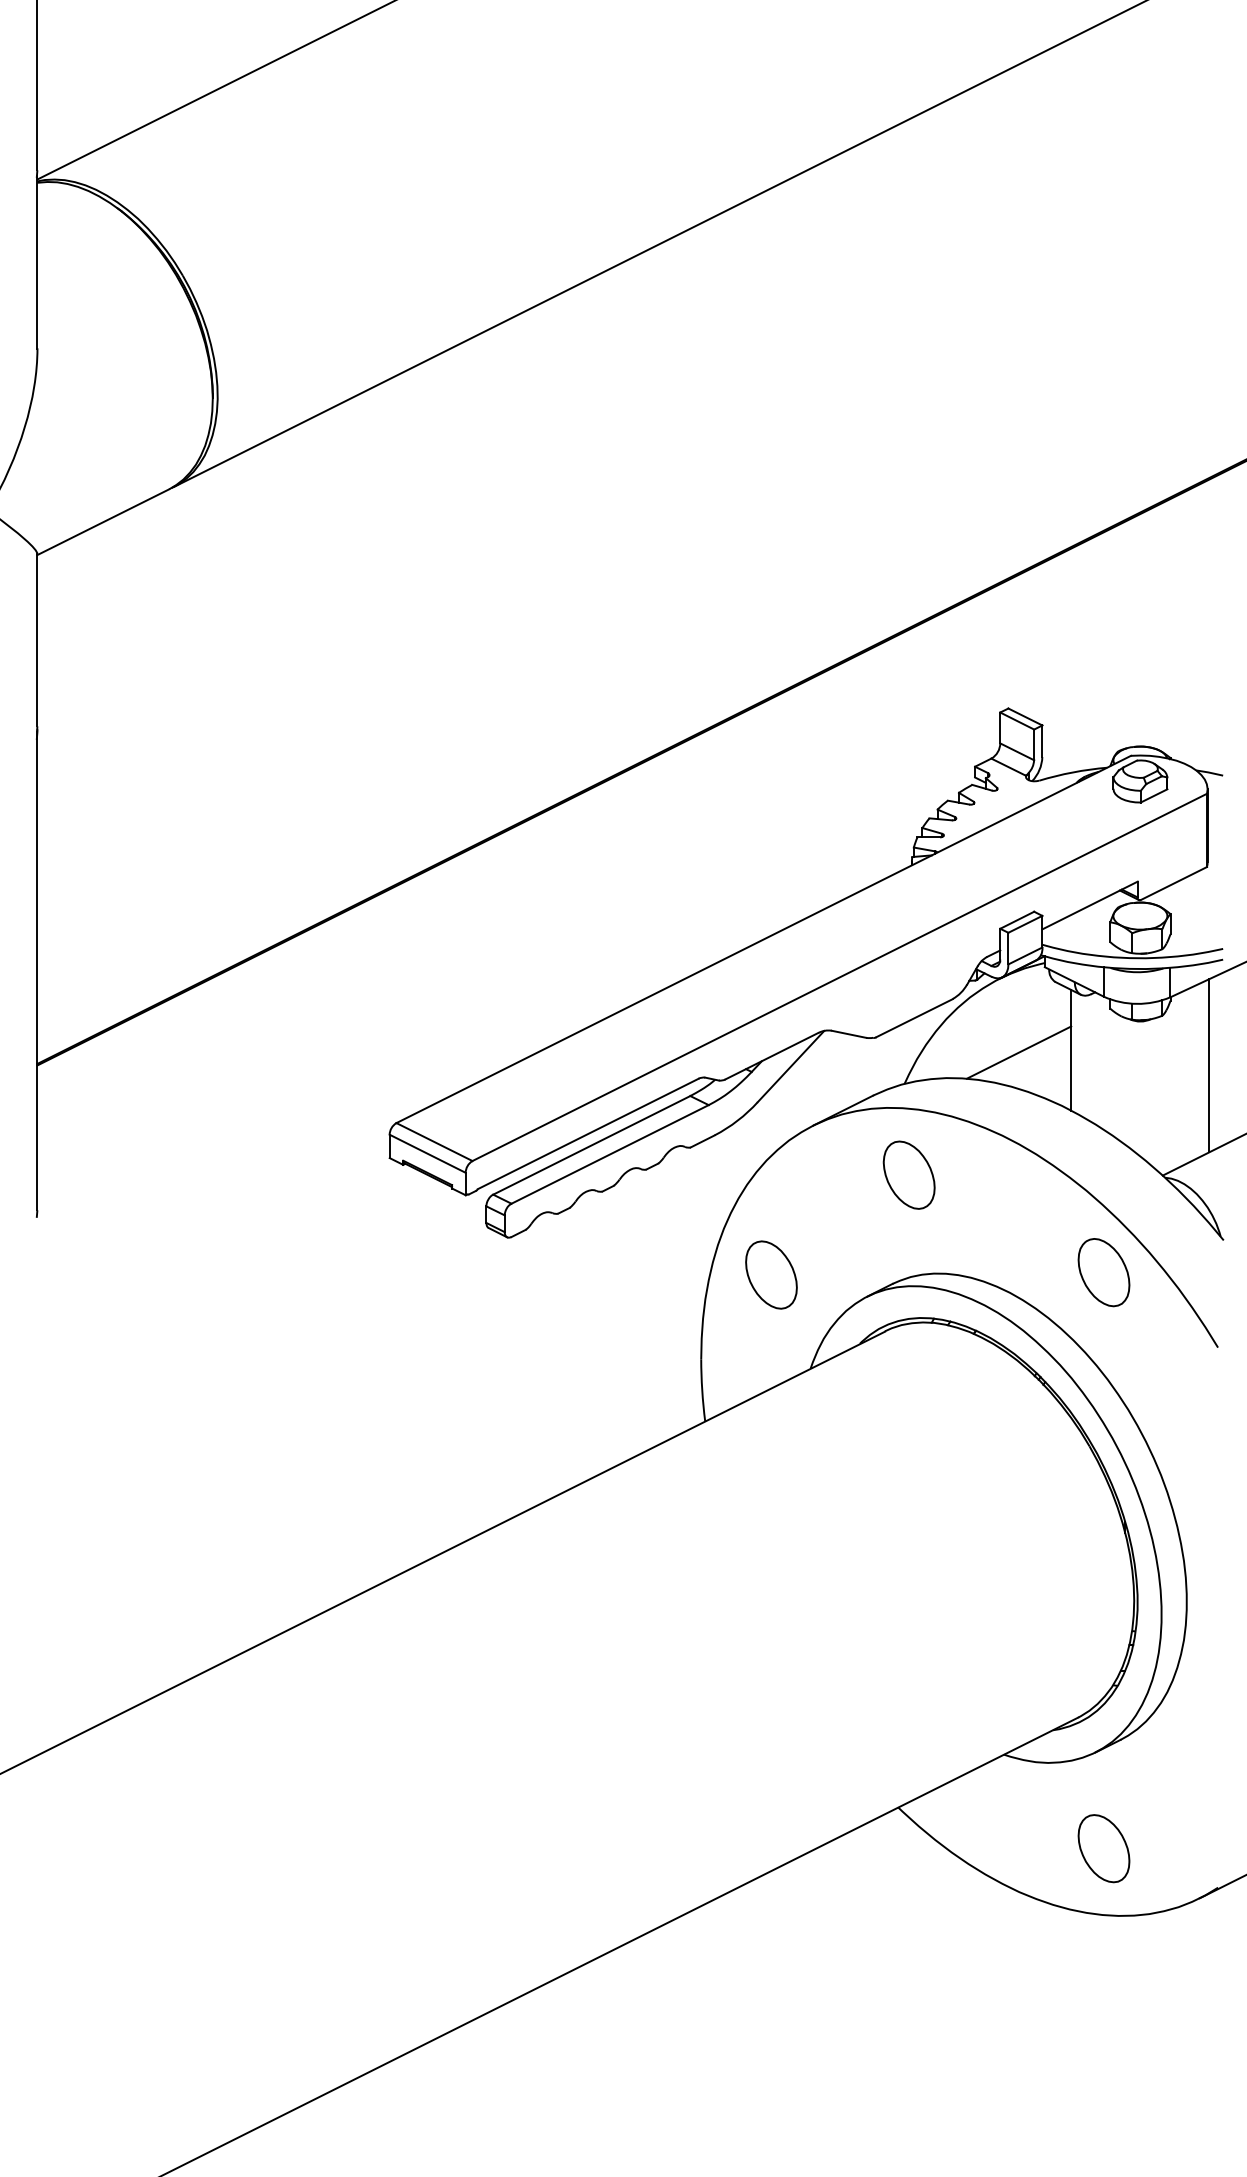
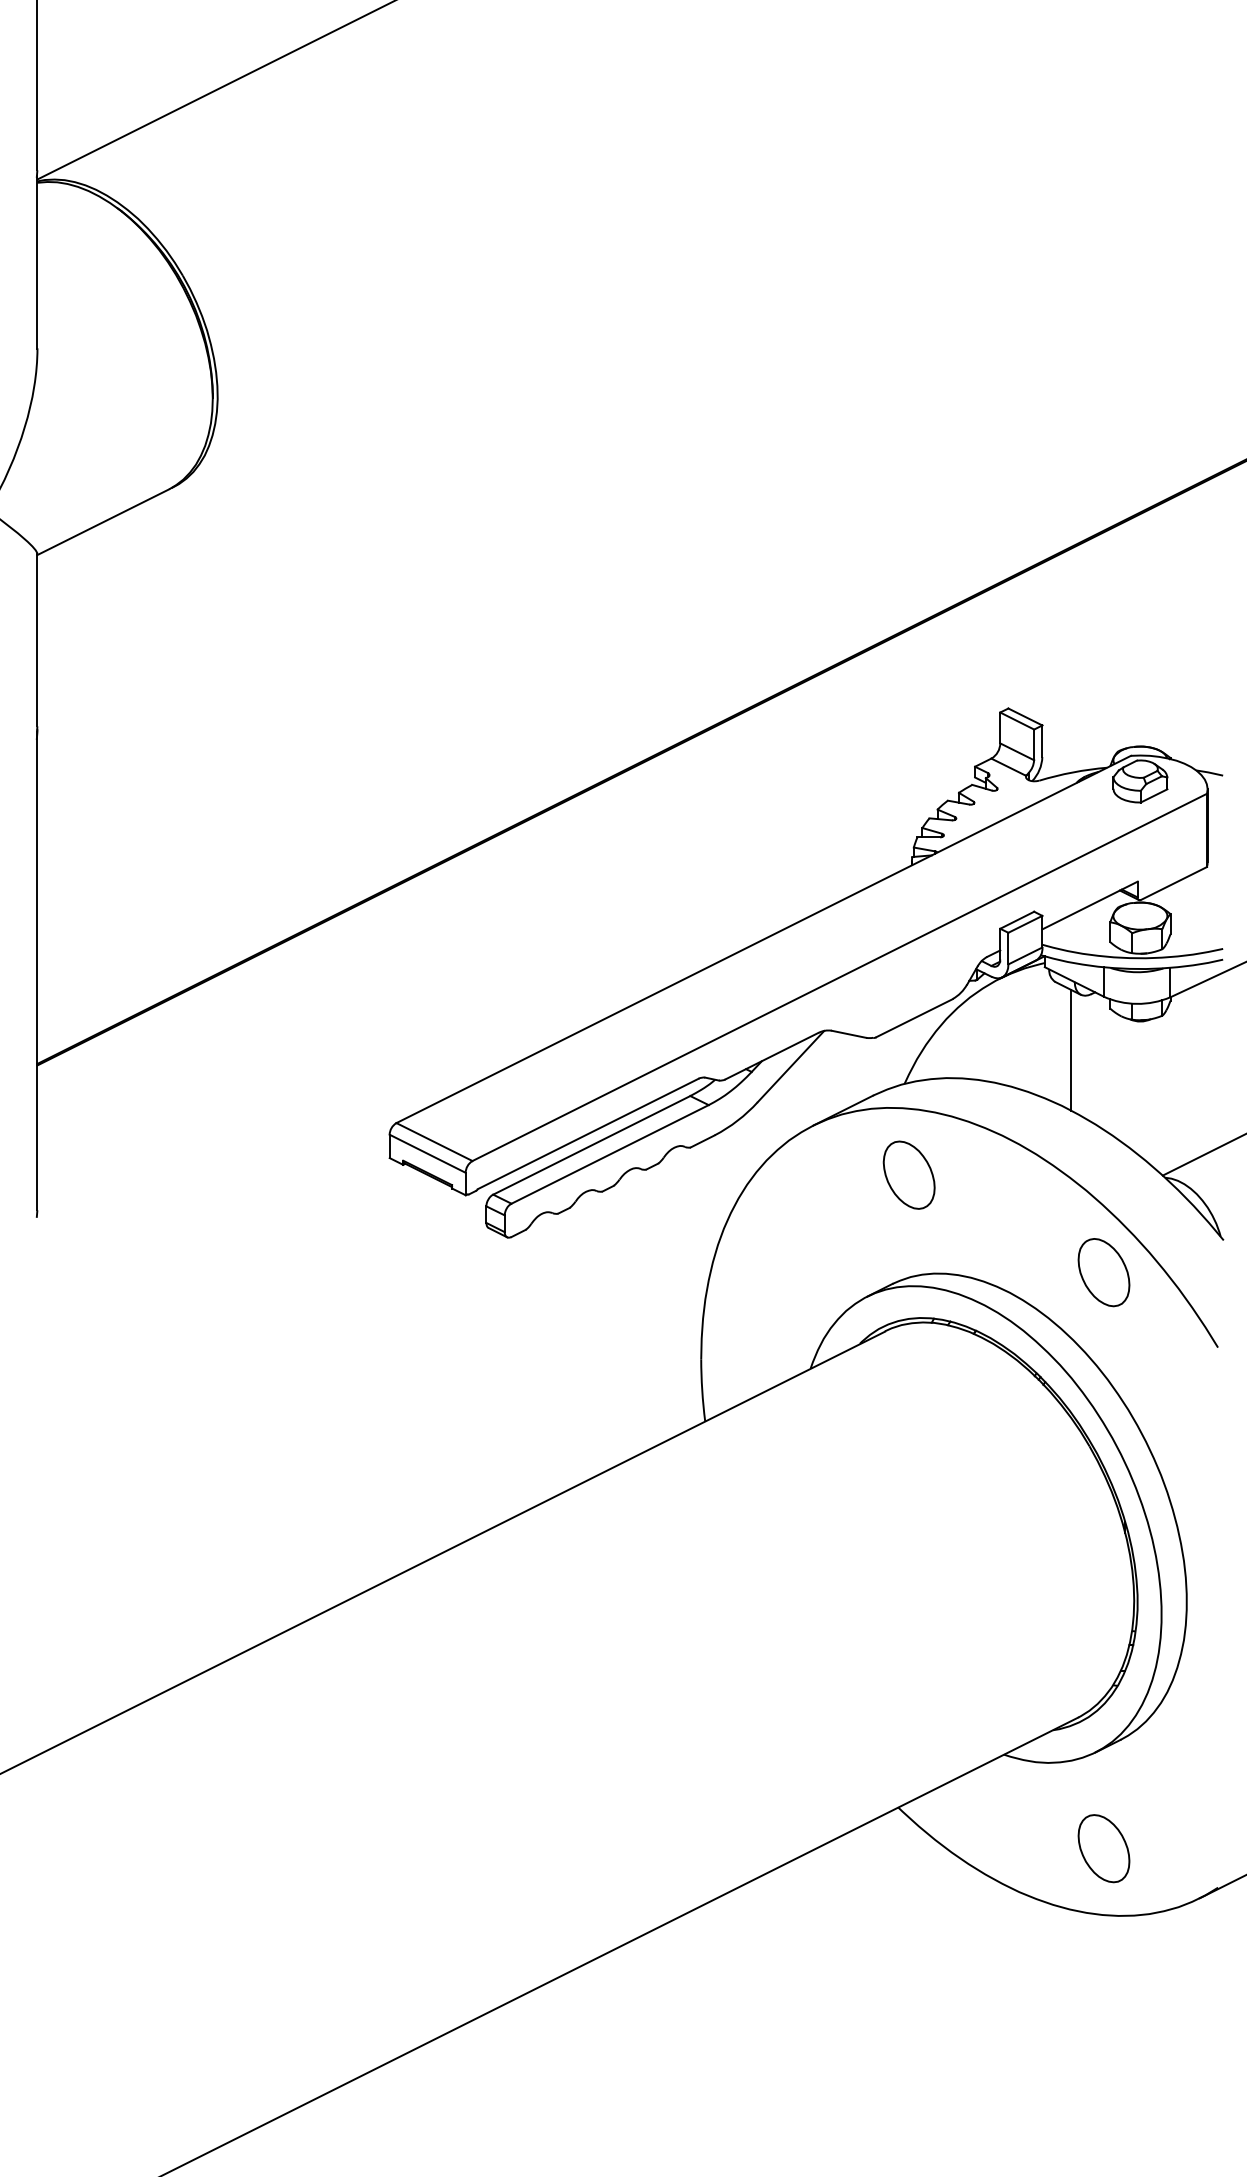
line: present -> none (658, 244)
line: present -> none (1018, 1052)
line: present -> none (1209, 1065)
part: present -> none (771, 1274)
